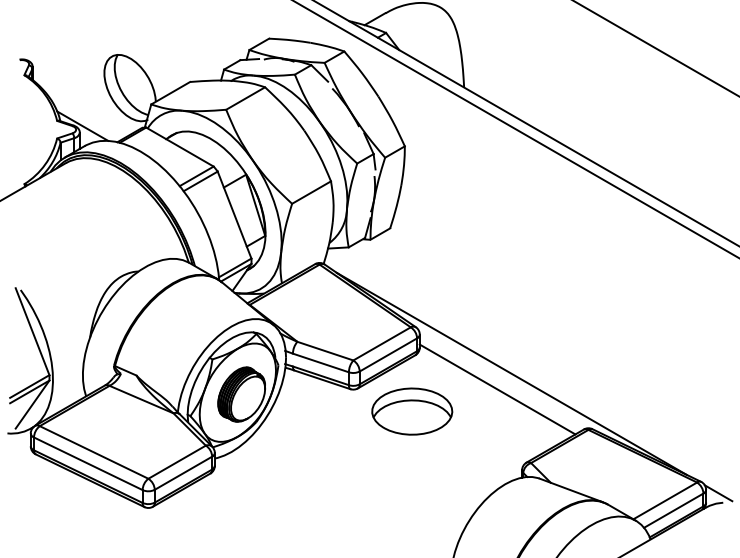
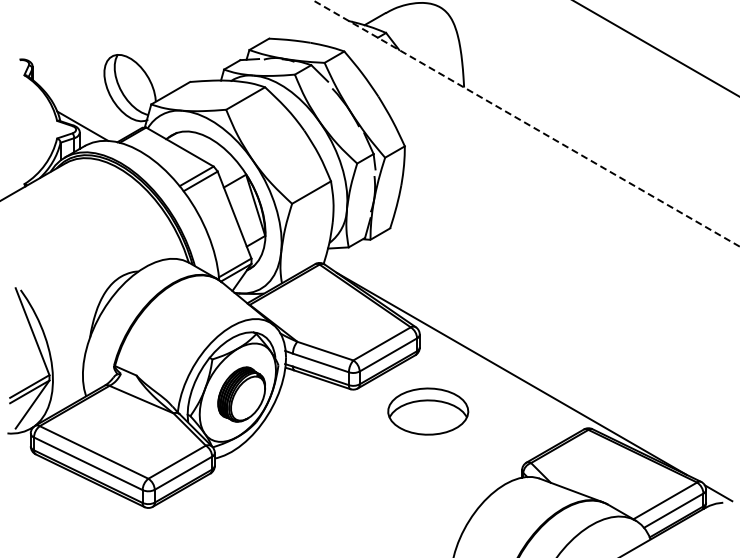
line: solid -> dashed (525, 122)
line: present -> none (515, 129)
line: present -> none (497, 389)
part position: (412, 411) -> (428, 411) (428, 411)
